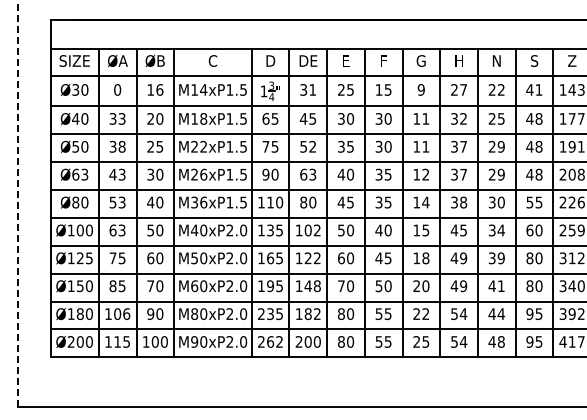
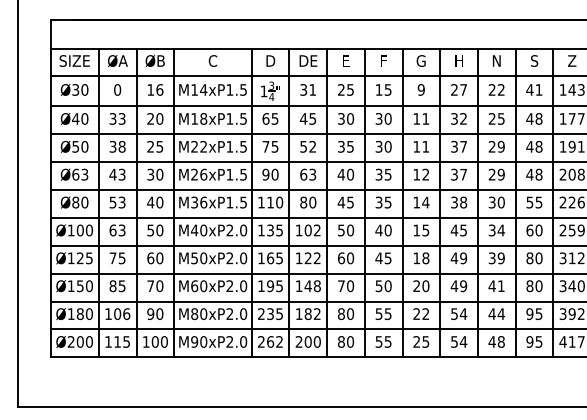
line: dashed -> solid (17, 203)
